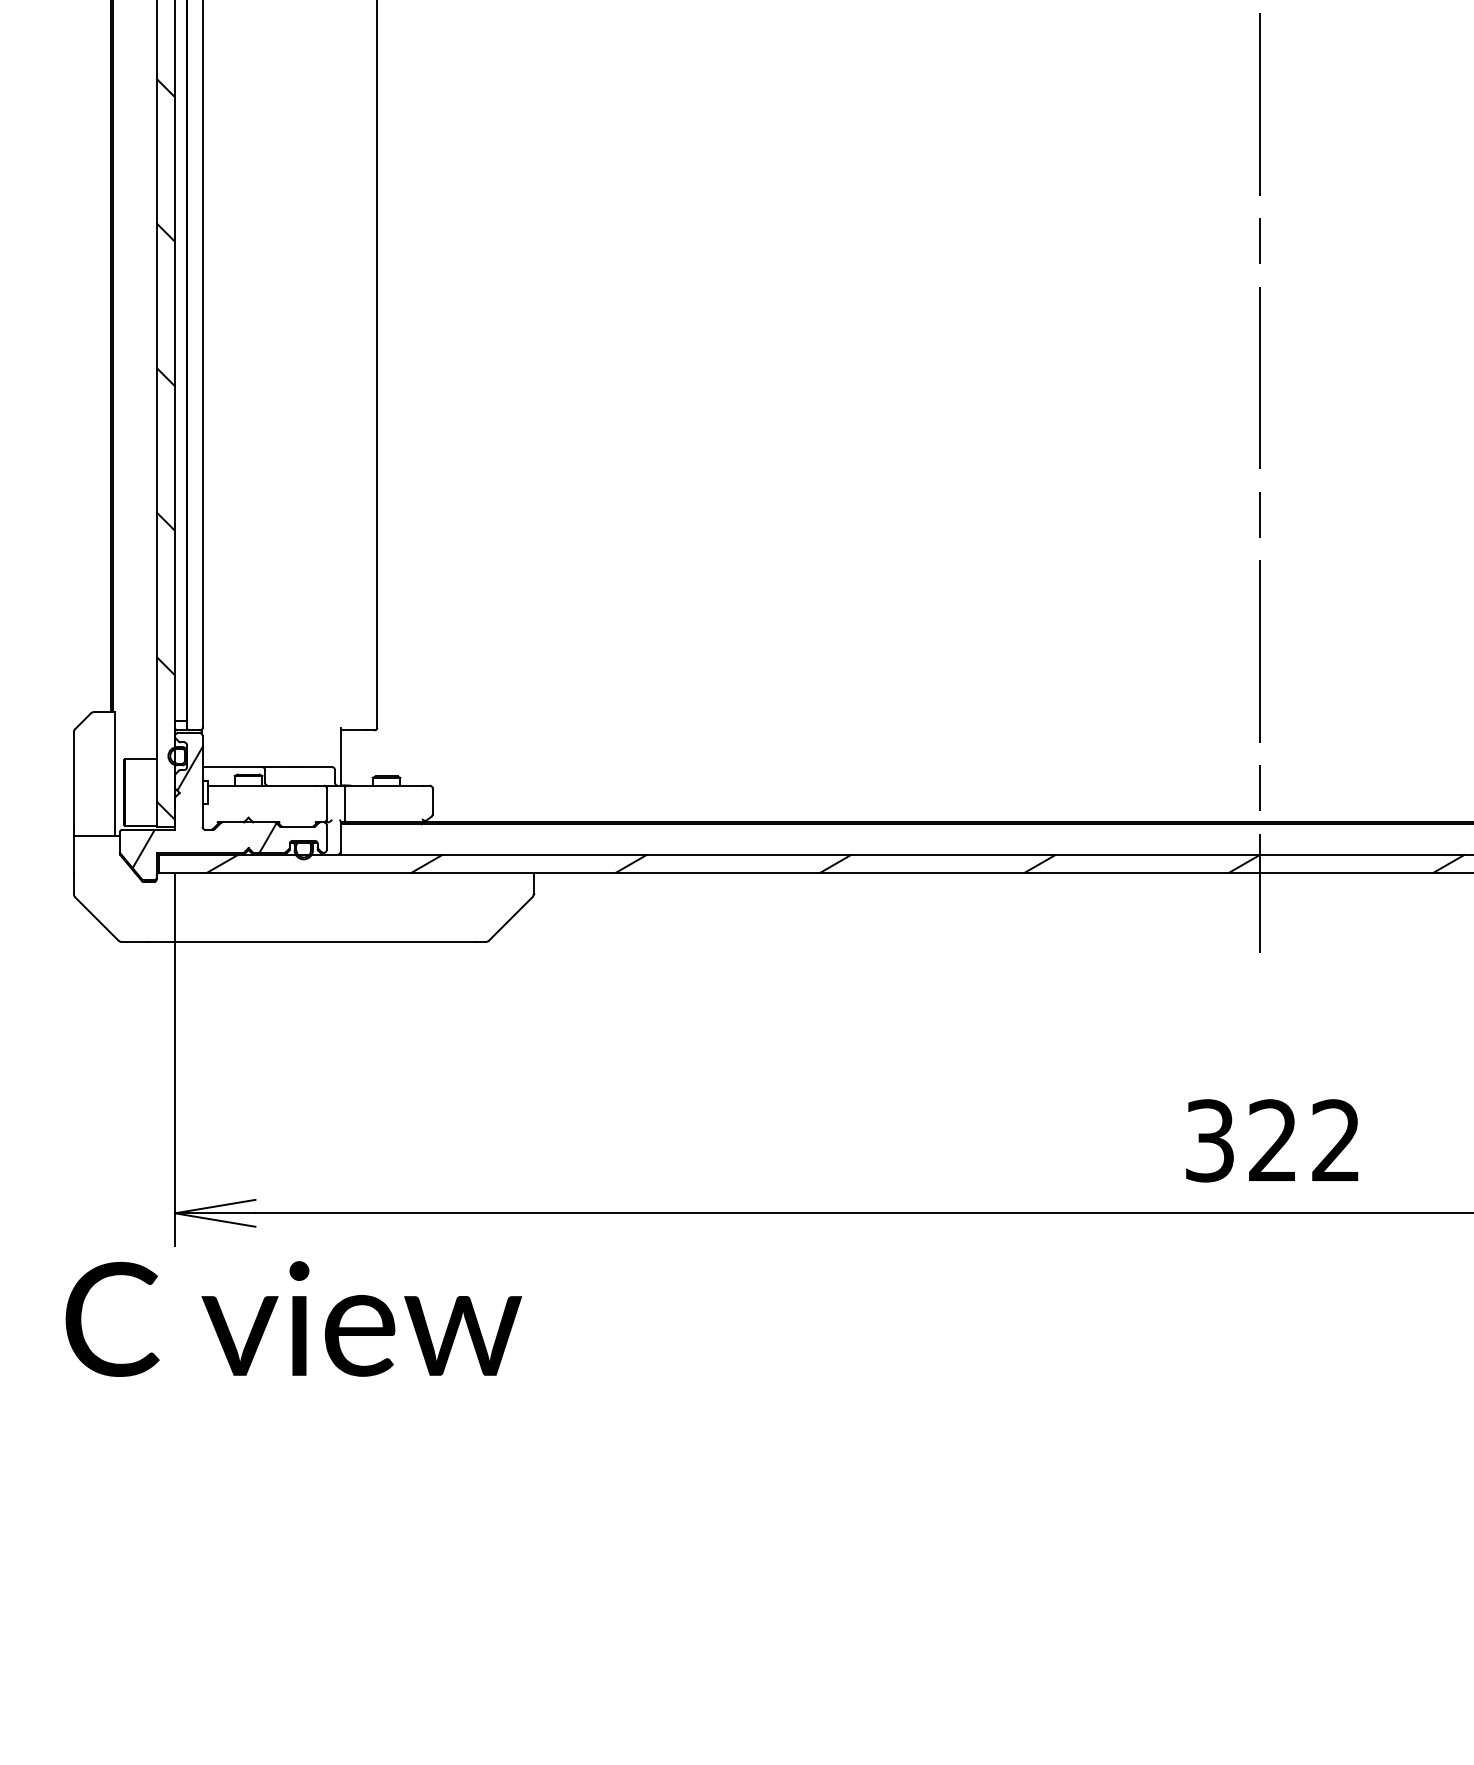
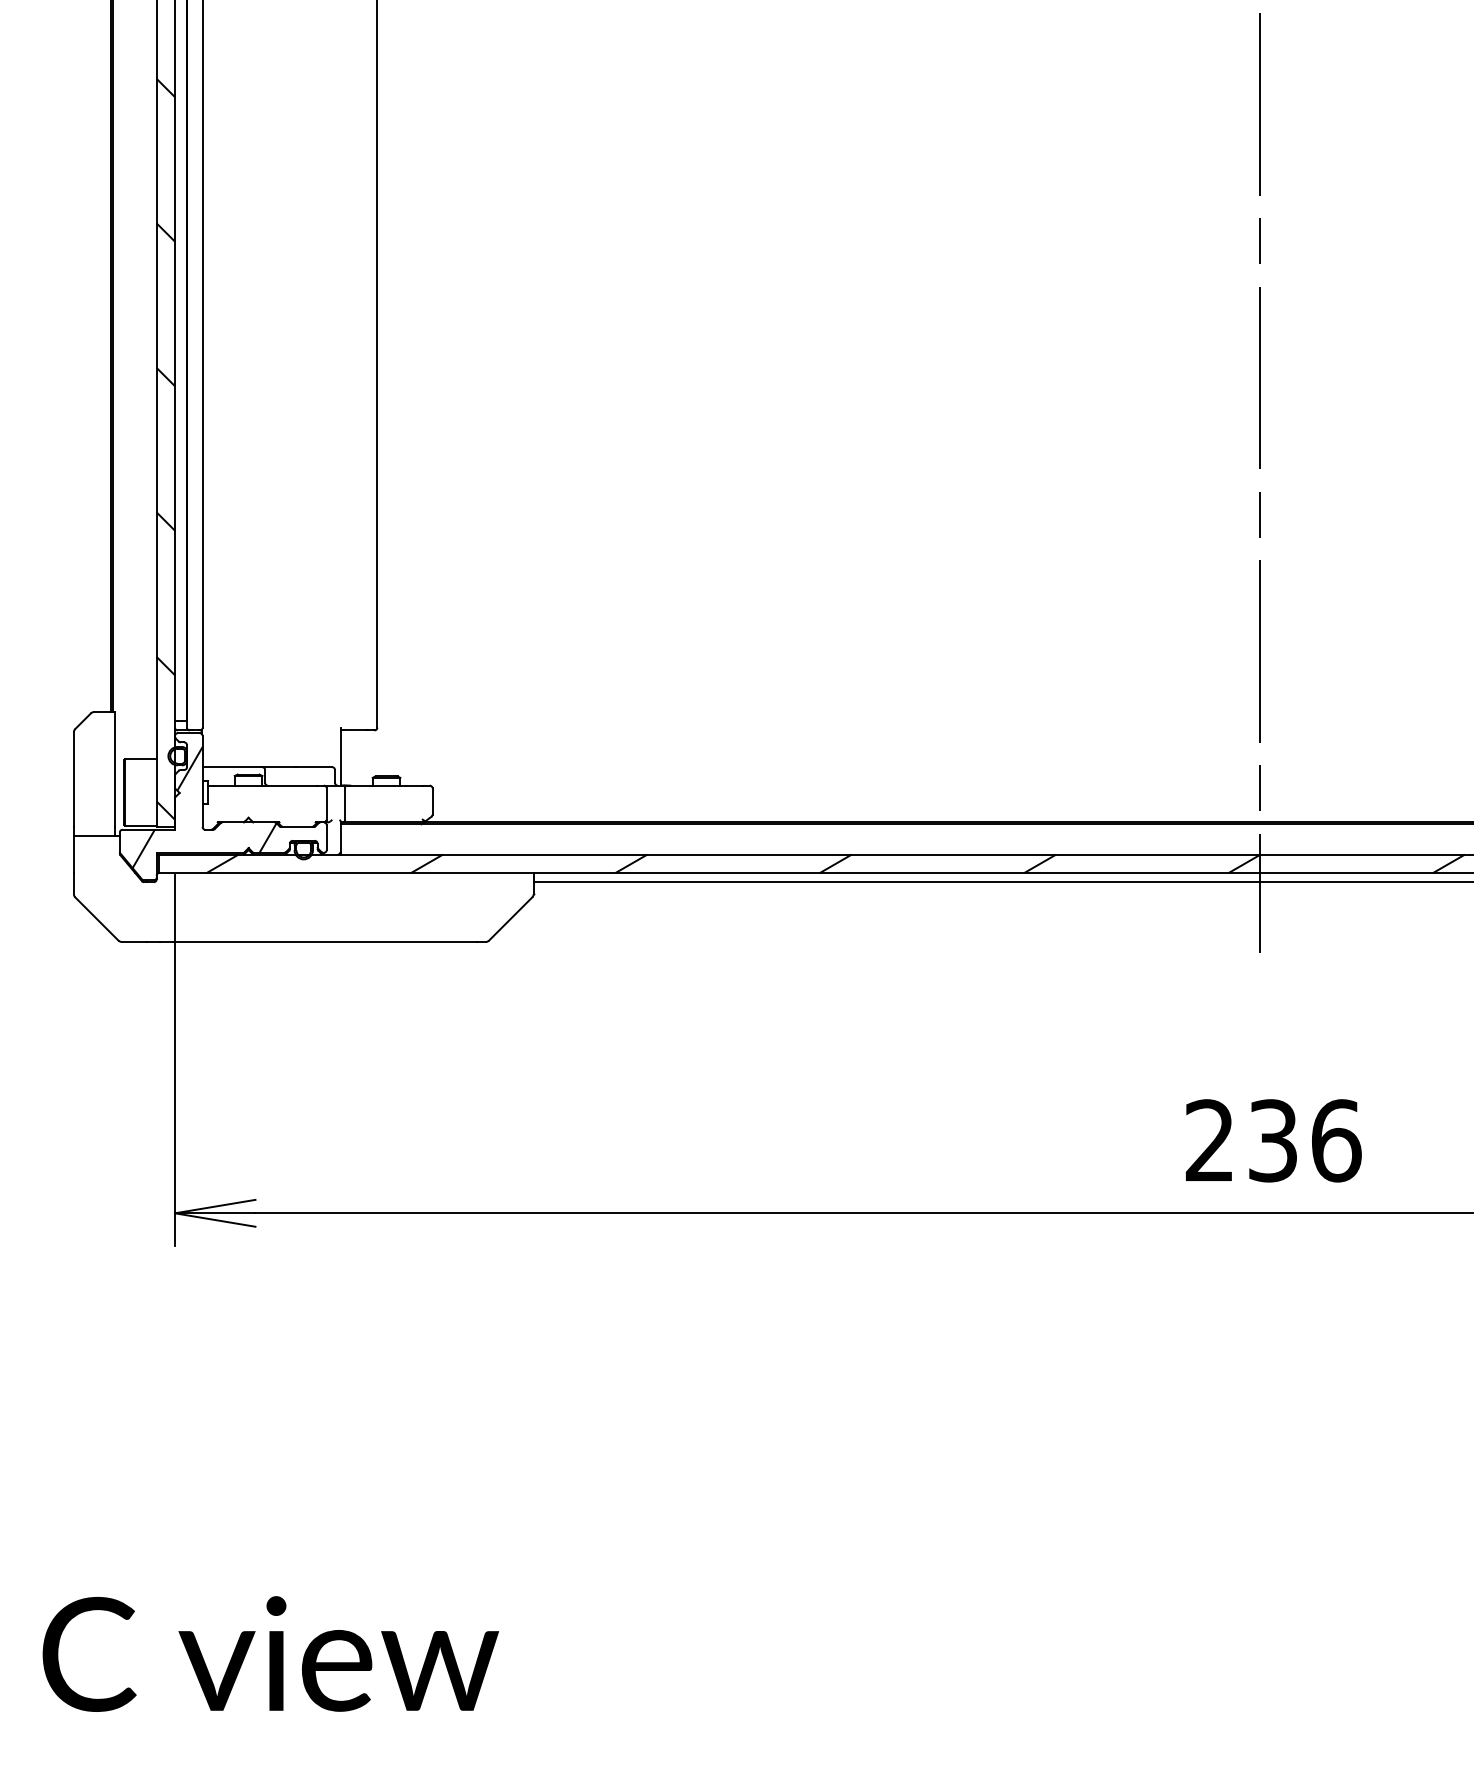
line: none -> present (1001, 882)
text: 322 -> 236 (1273, 1140)
text position: (293, 1318) -> (270, 1653) (270, 1653)
